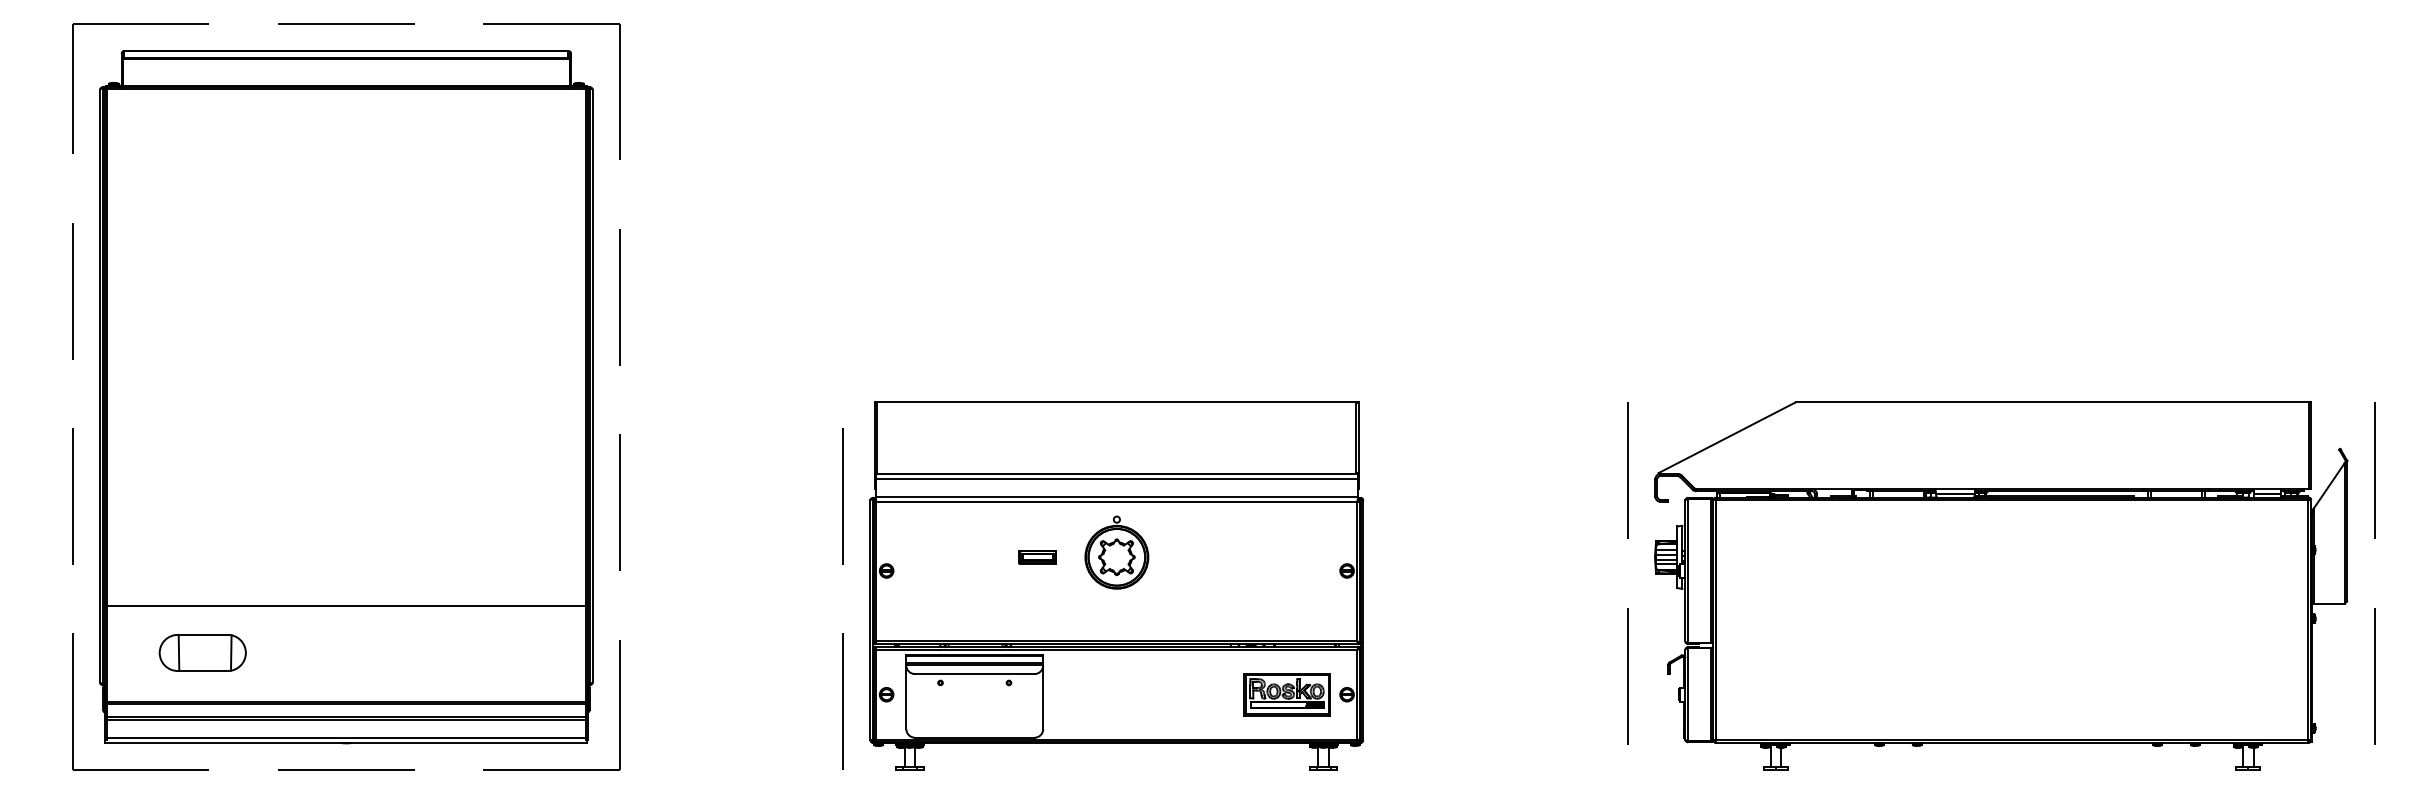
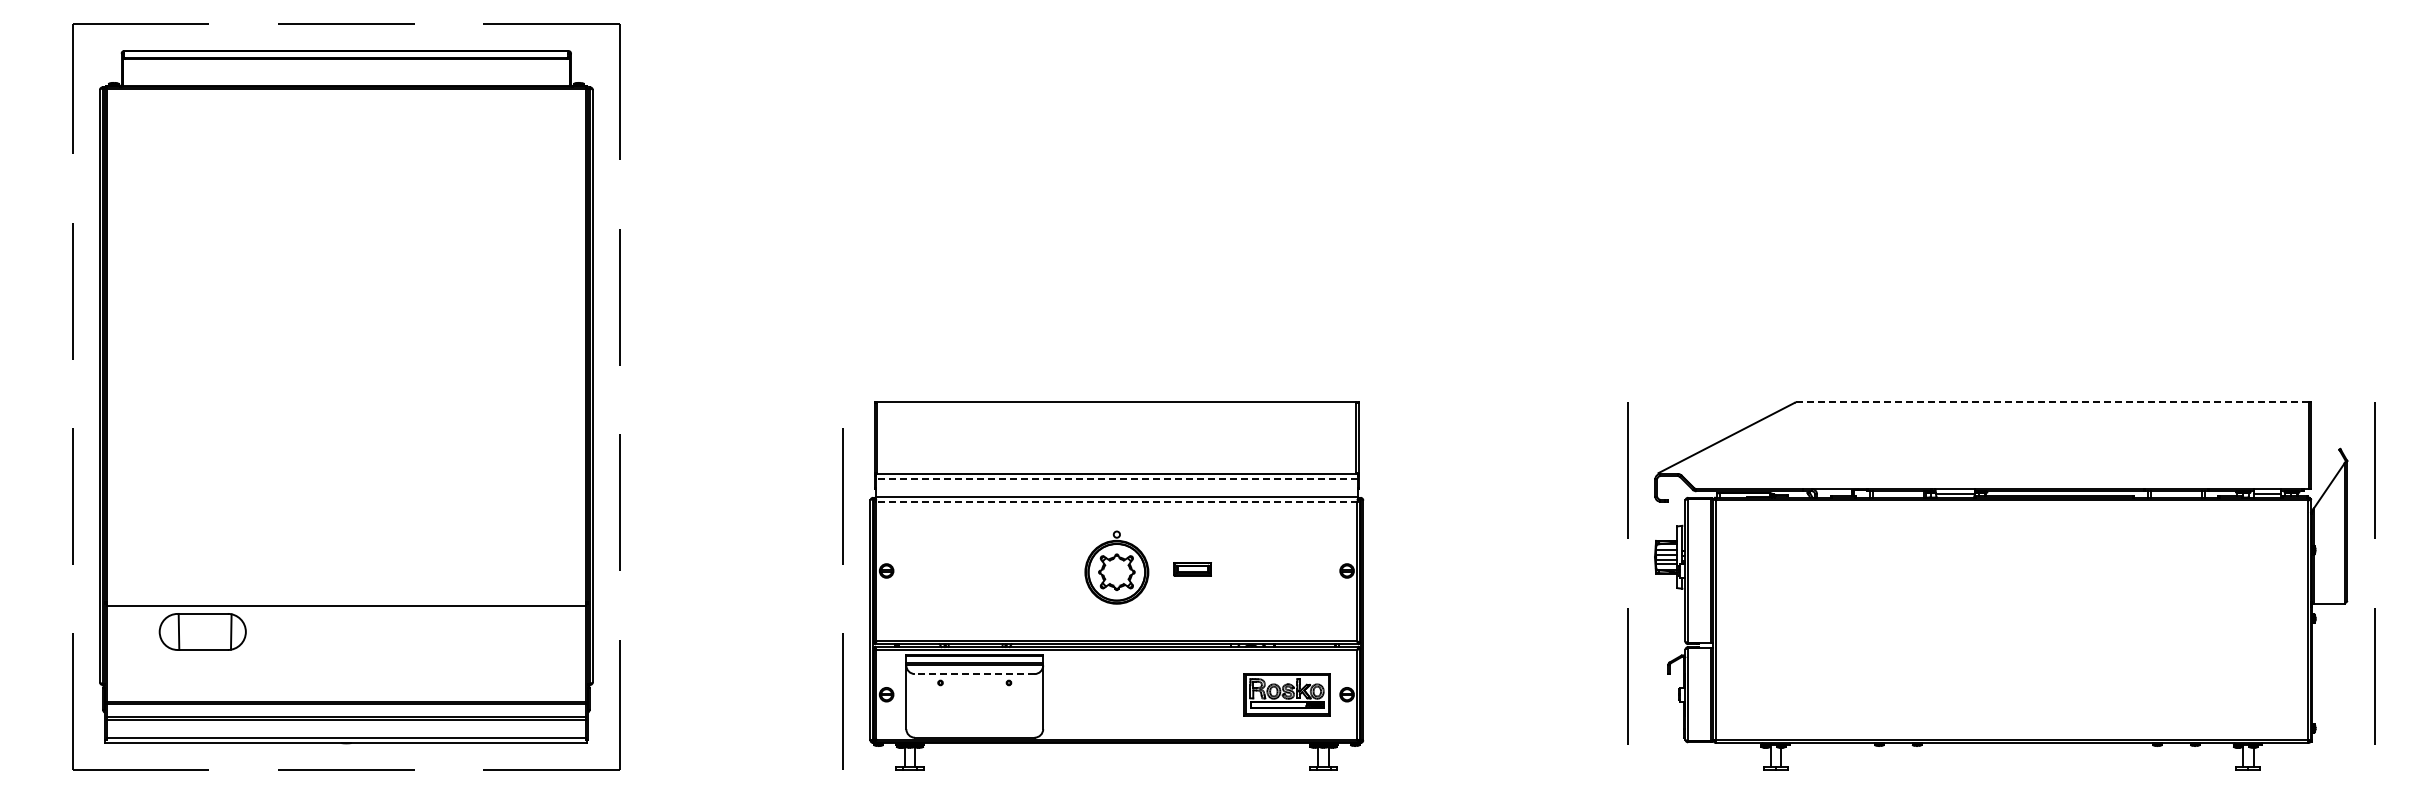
line: solid -> dashed (2053, 402)
line: solid -> dashed (1116, 479)
line: solid -> dashed (1116, 501)
part position: (1116, 552) -> (1116, 567) (1116, 567)
part position: (1037, 557) -> (1192, 569) (1192, 569)
part position: (202, 652) -> (202, 631) (202, 631)
line: solid -> dashed (974, 674)
